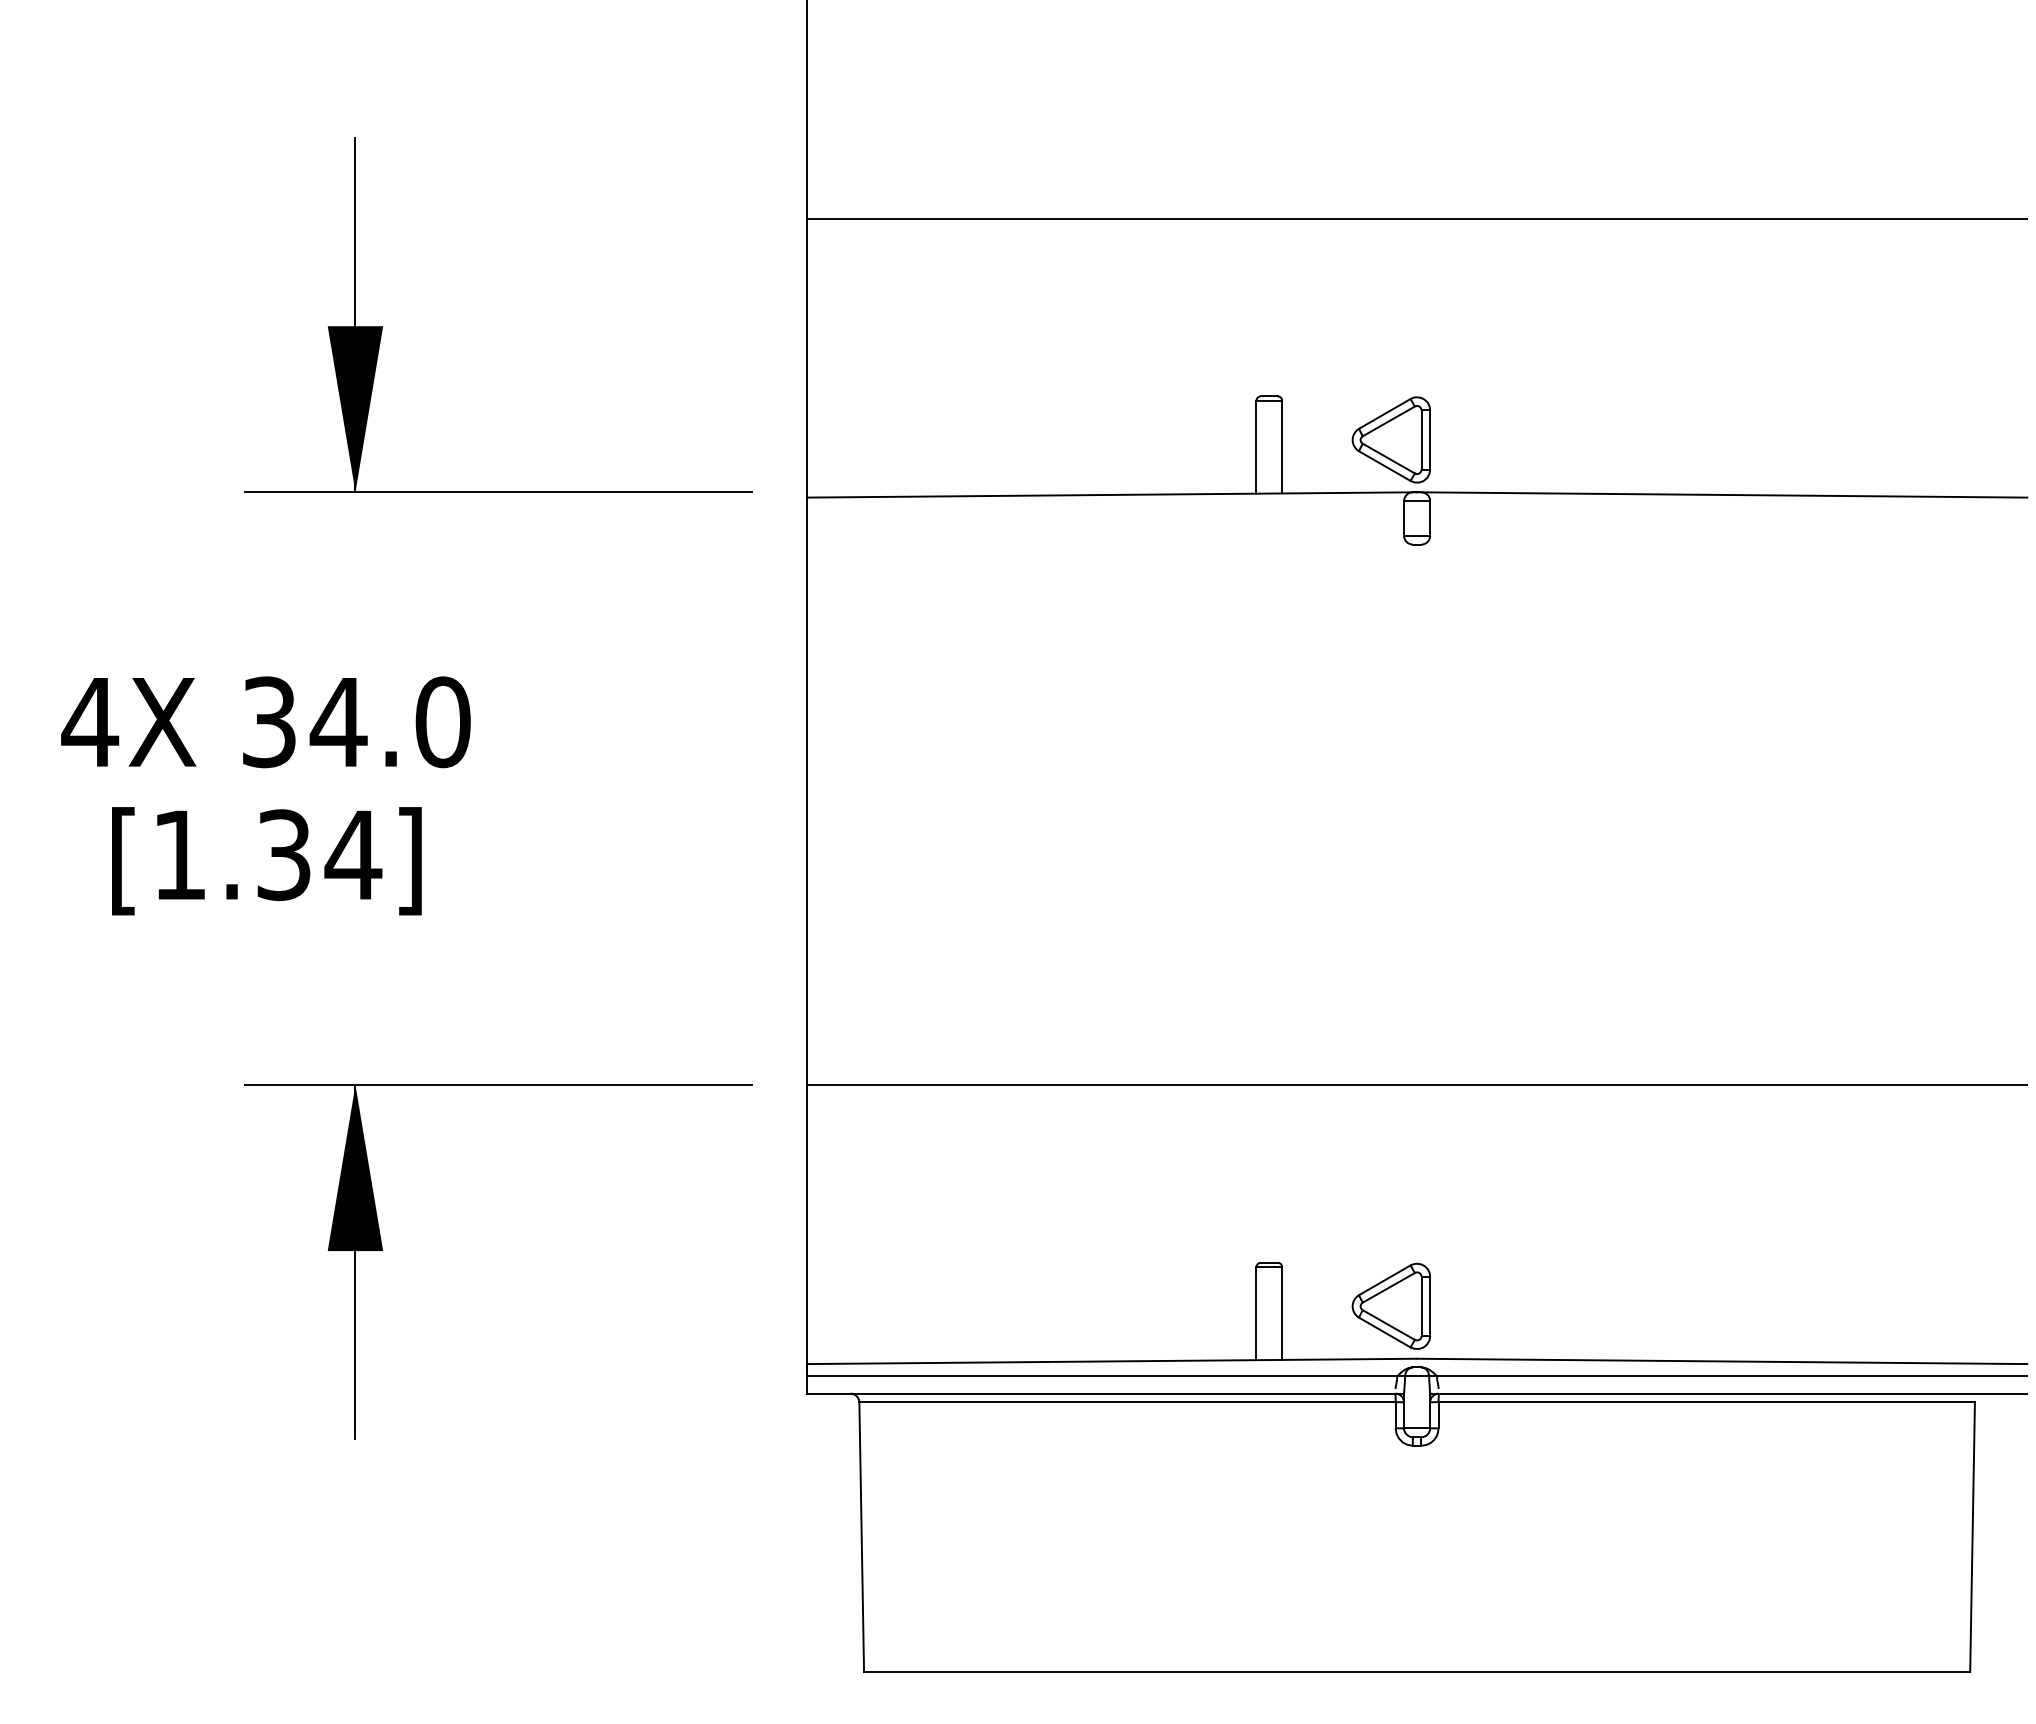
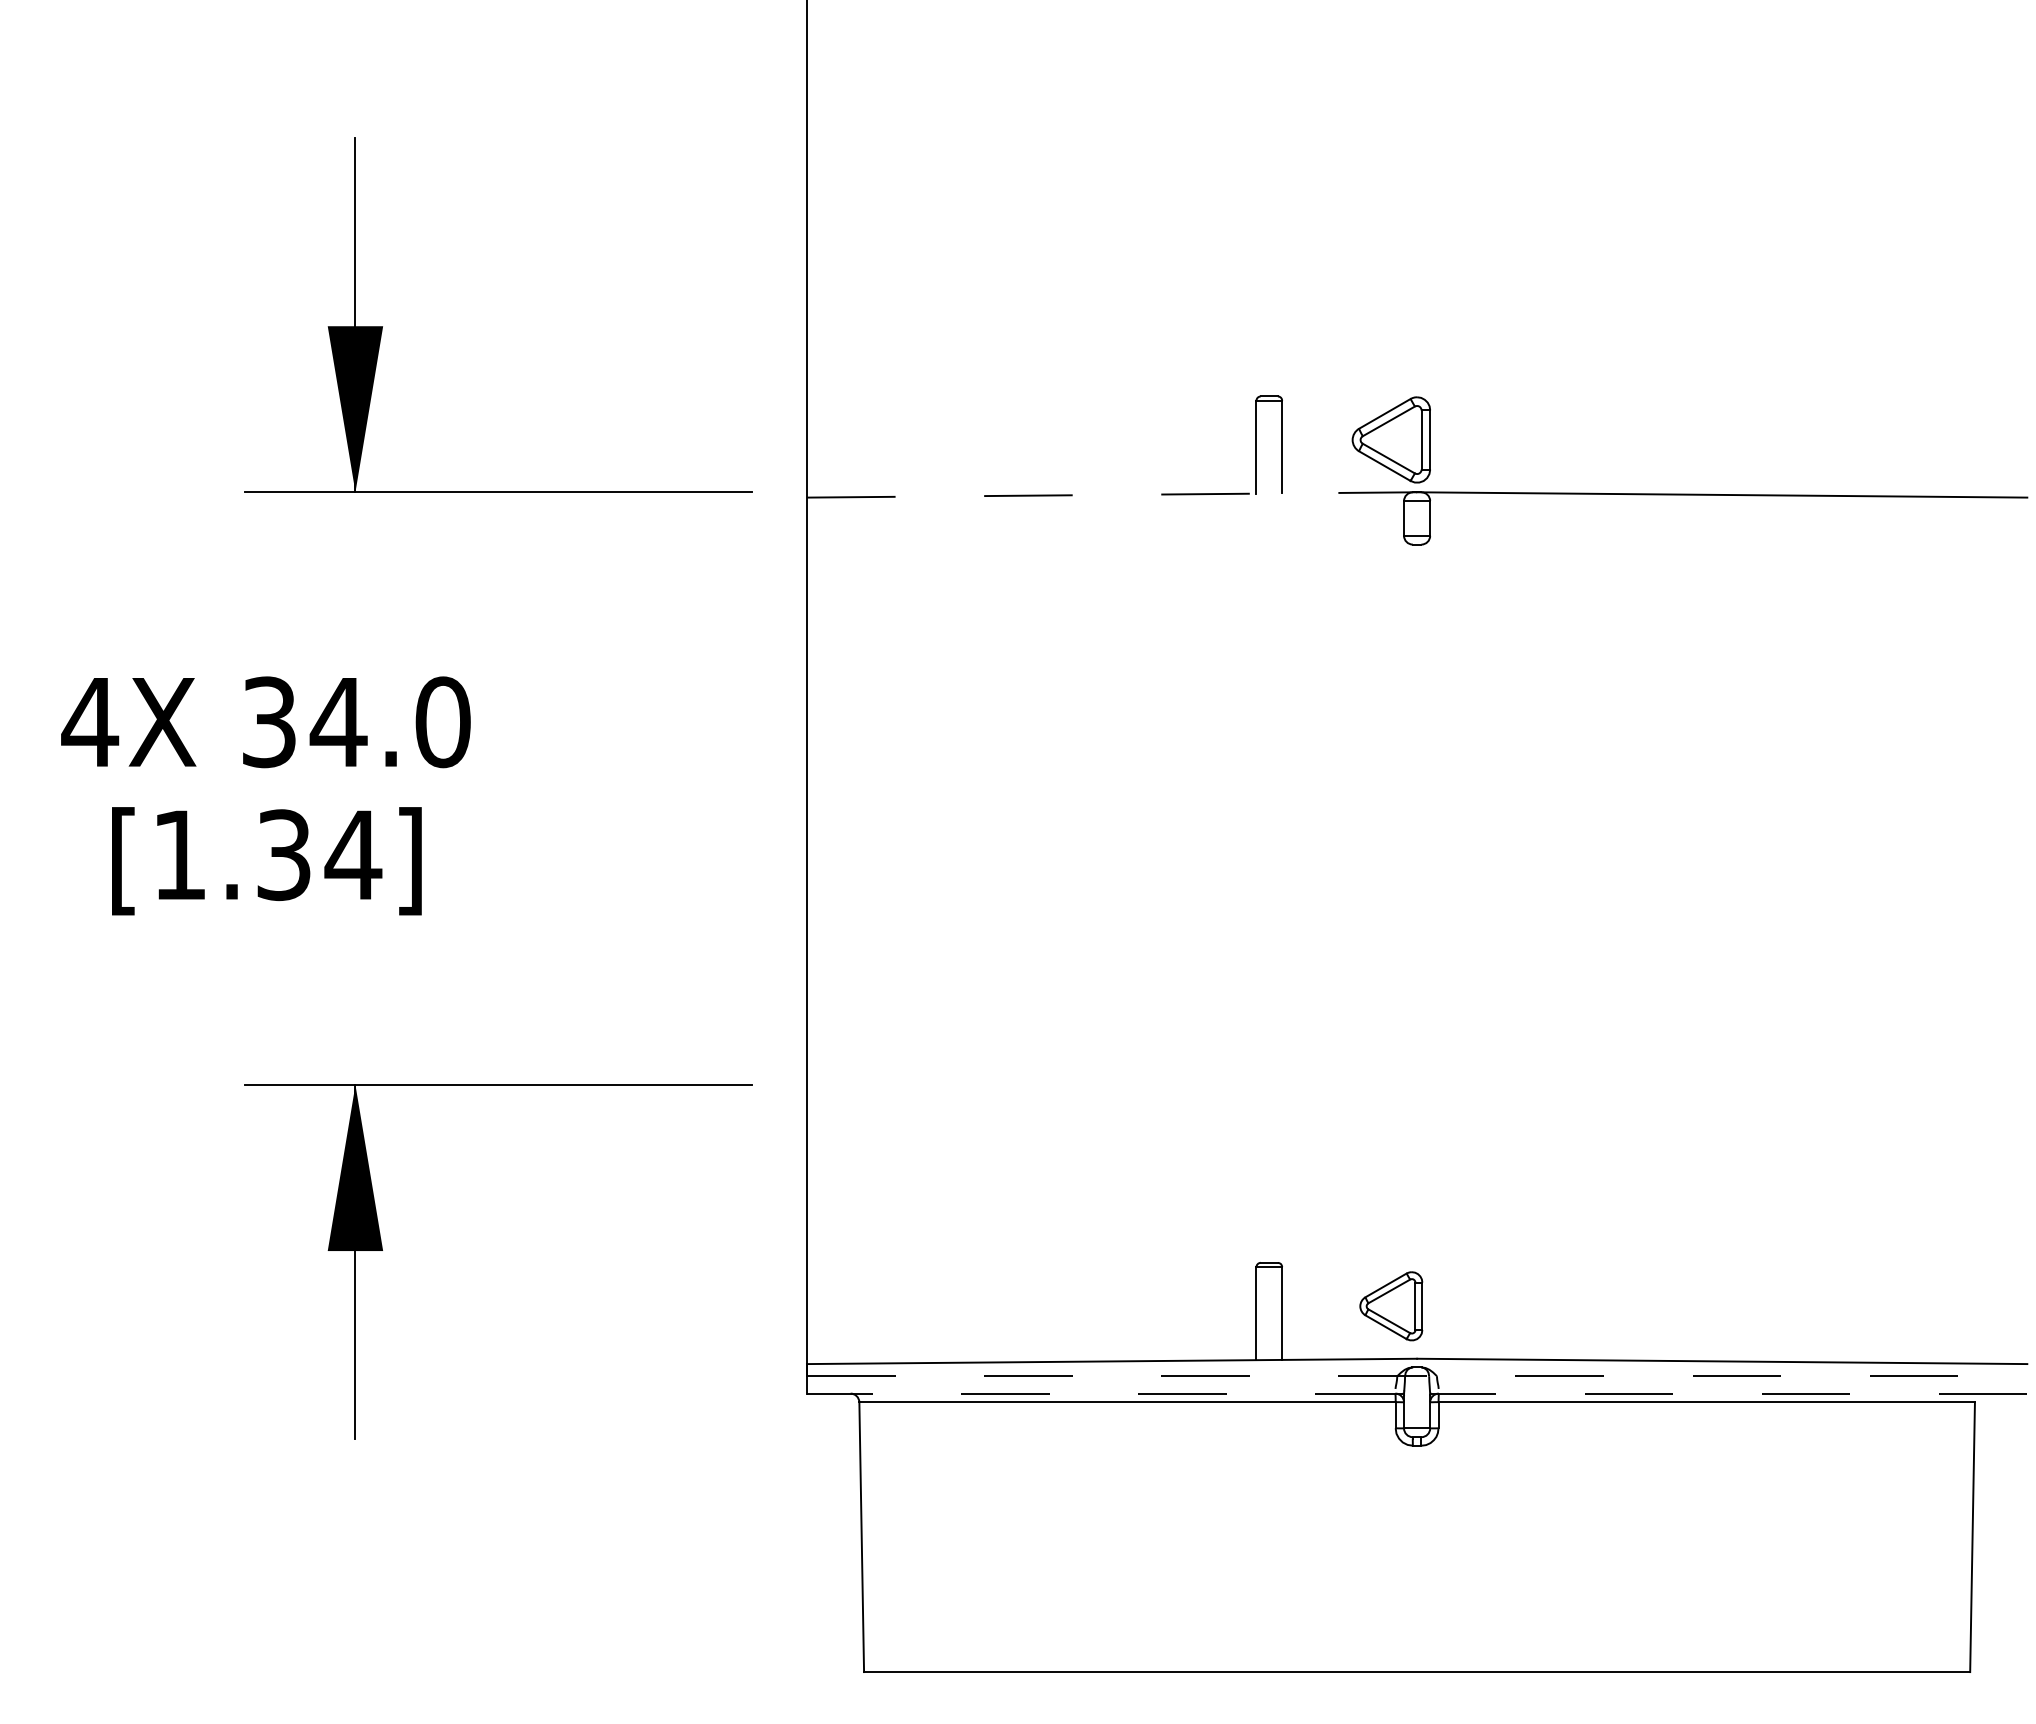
line: present -> none (1416, 218)
line: solid -> dashed (1112, 494)
line: present -> none (1416, 1085)
part size: 80x88 px -> 65x71 px (1391, 1306)
line: solid -> dashed (1417, 1376)
line: solid -> dashed (1105, 1393)
line: solid -> dashed (1728, 1393)
